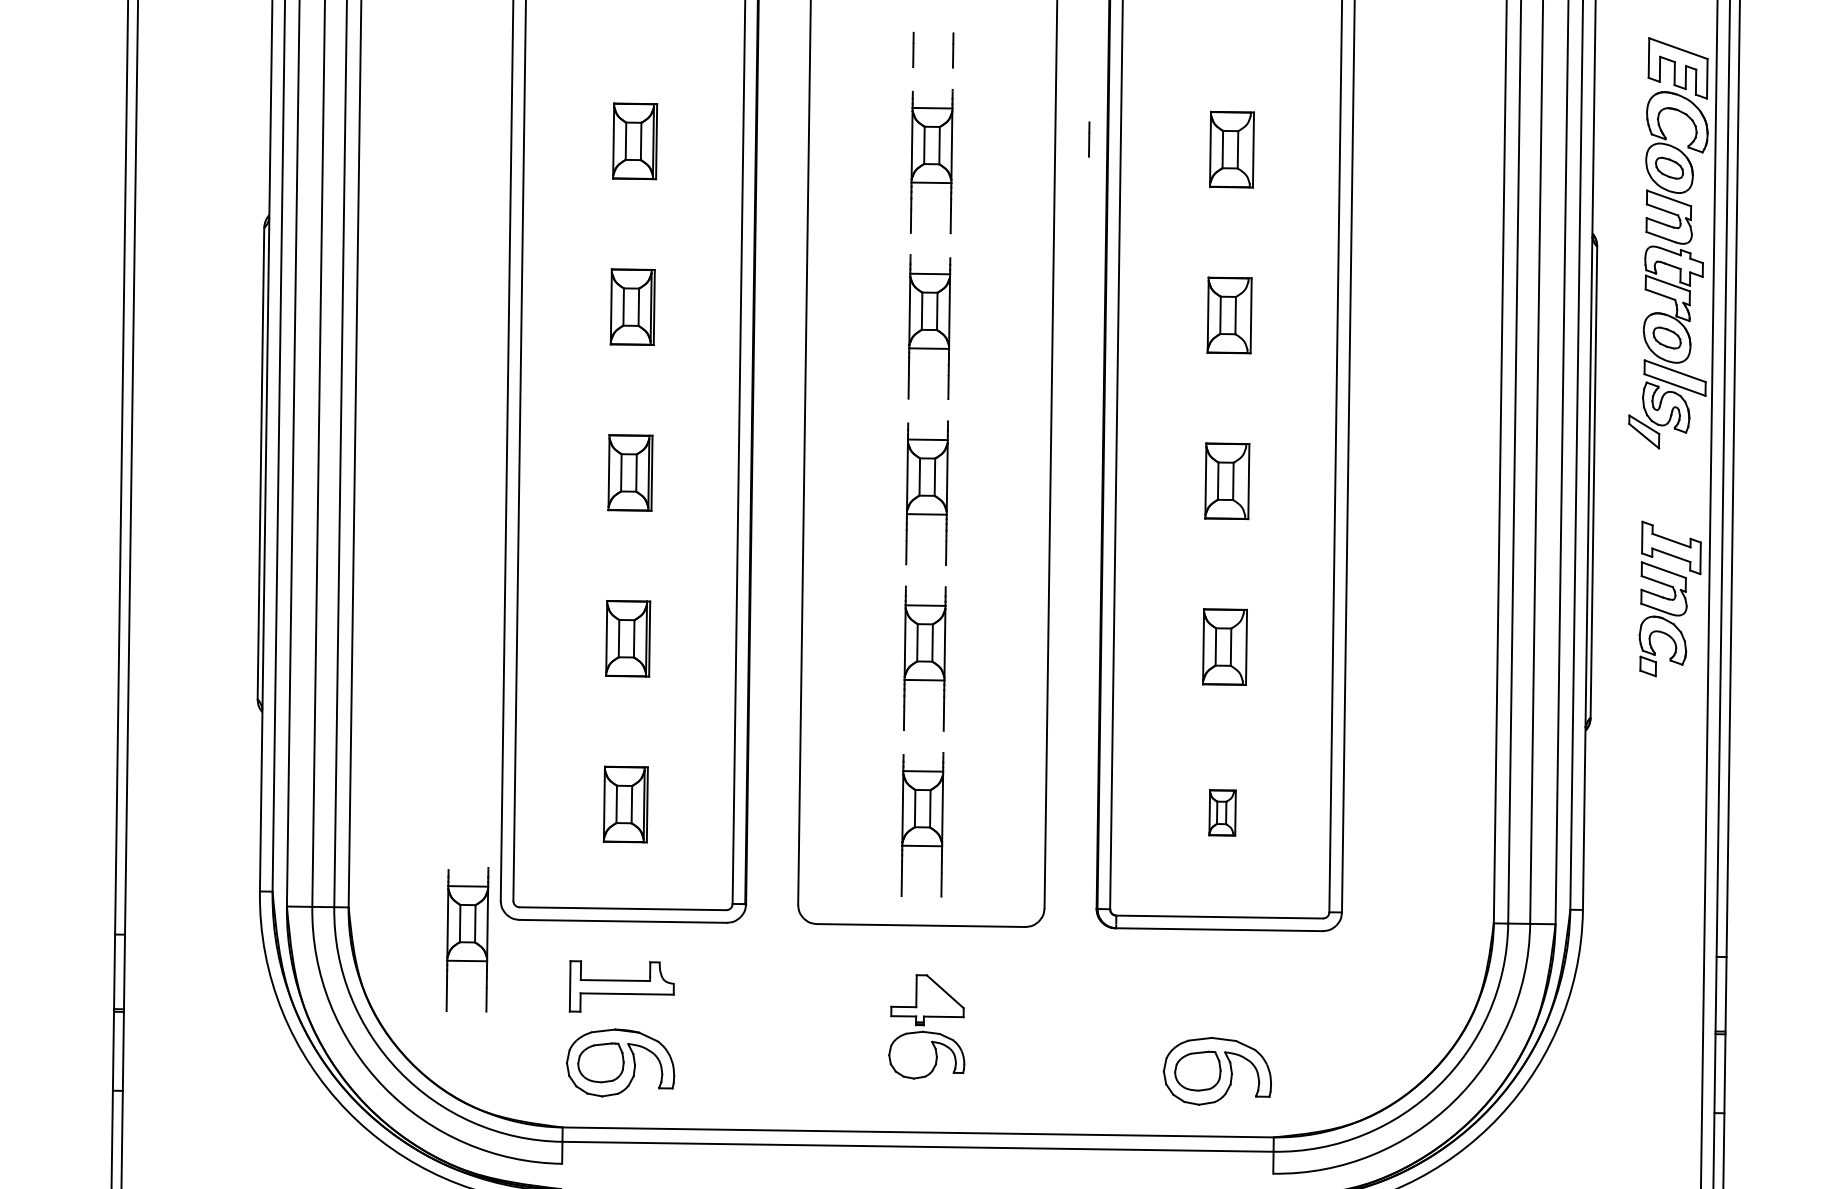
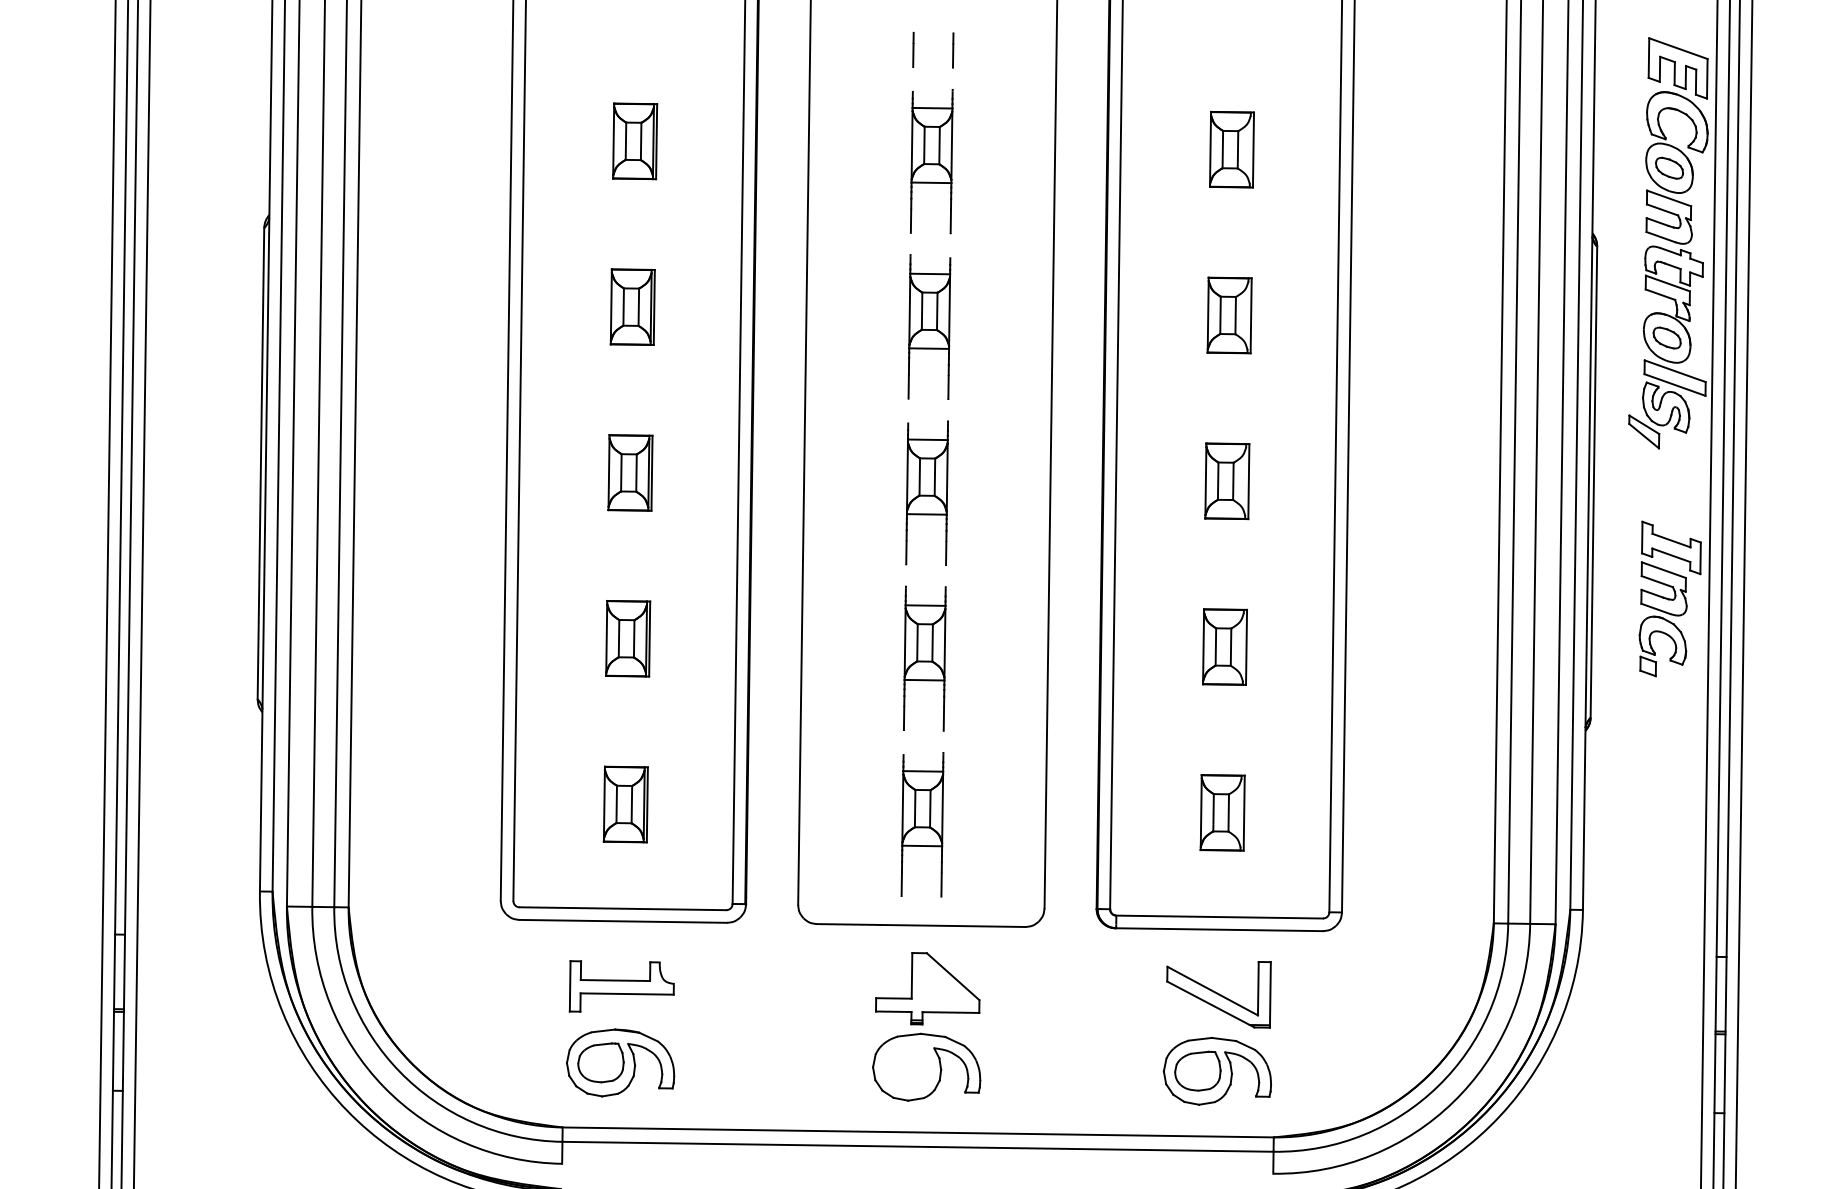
line: present -> none (1089, 139)
line: none -> present (107, 593)
line: none -> present (141, 593)
line: none -> present (1743, 593)
part size: 29x48 px -> 47x78 px (1222, 812)
part: present -> none (467, 939)
part: none -> present (1218, 994)
part size: 78x106 px -> 110x150 px (926, 1026)
